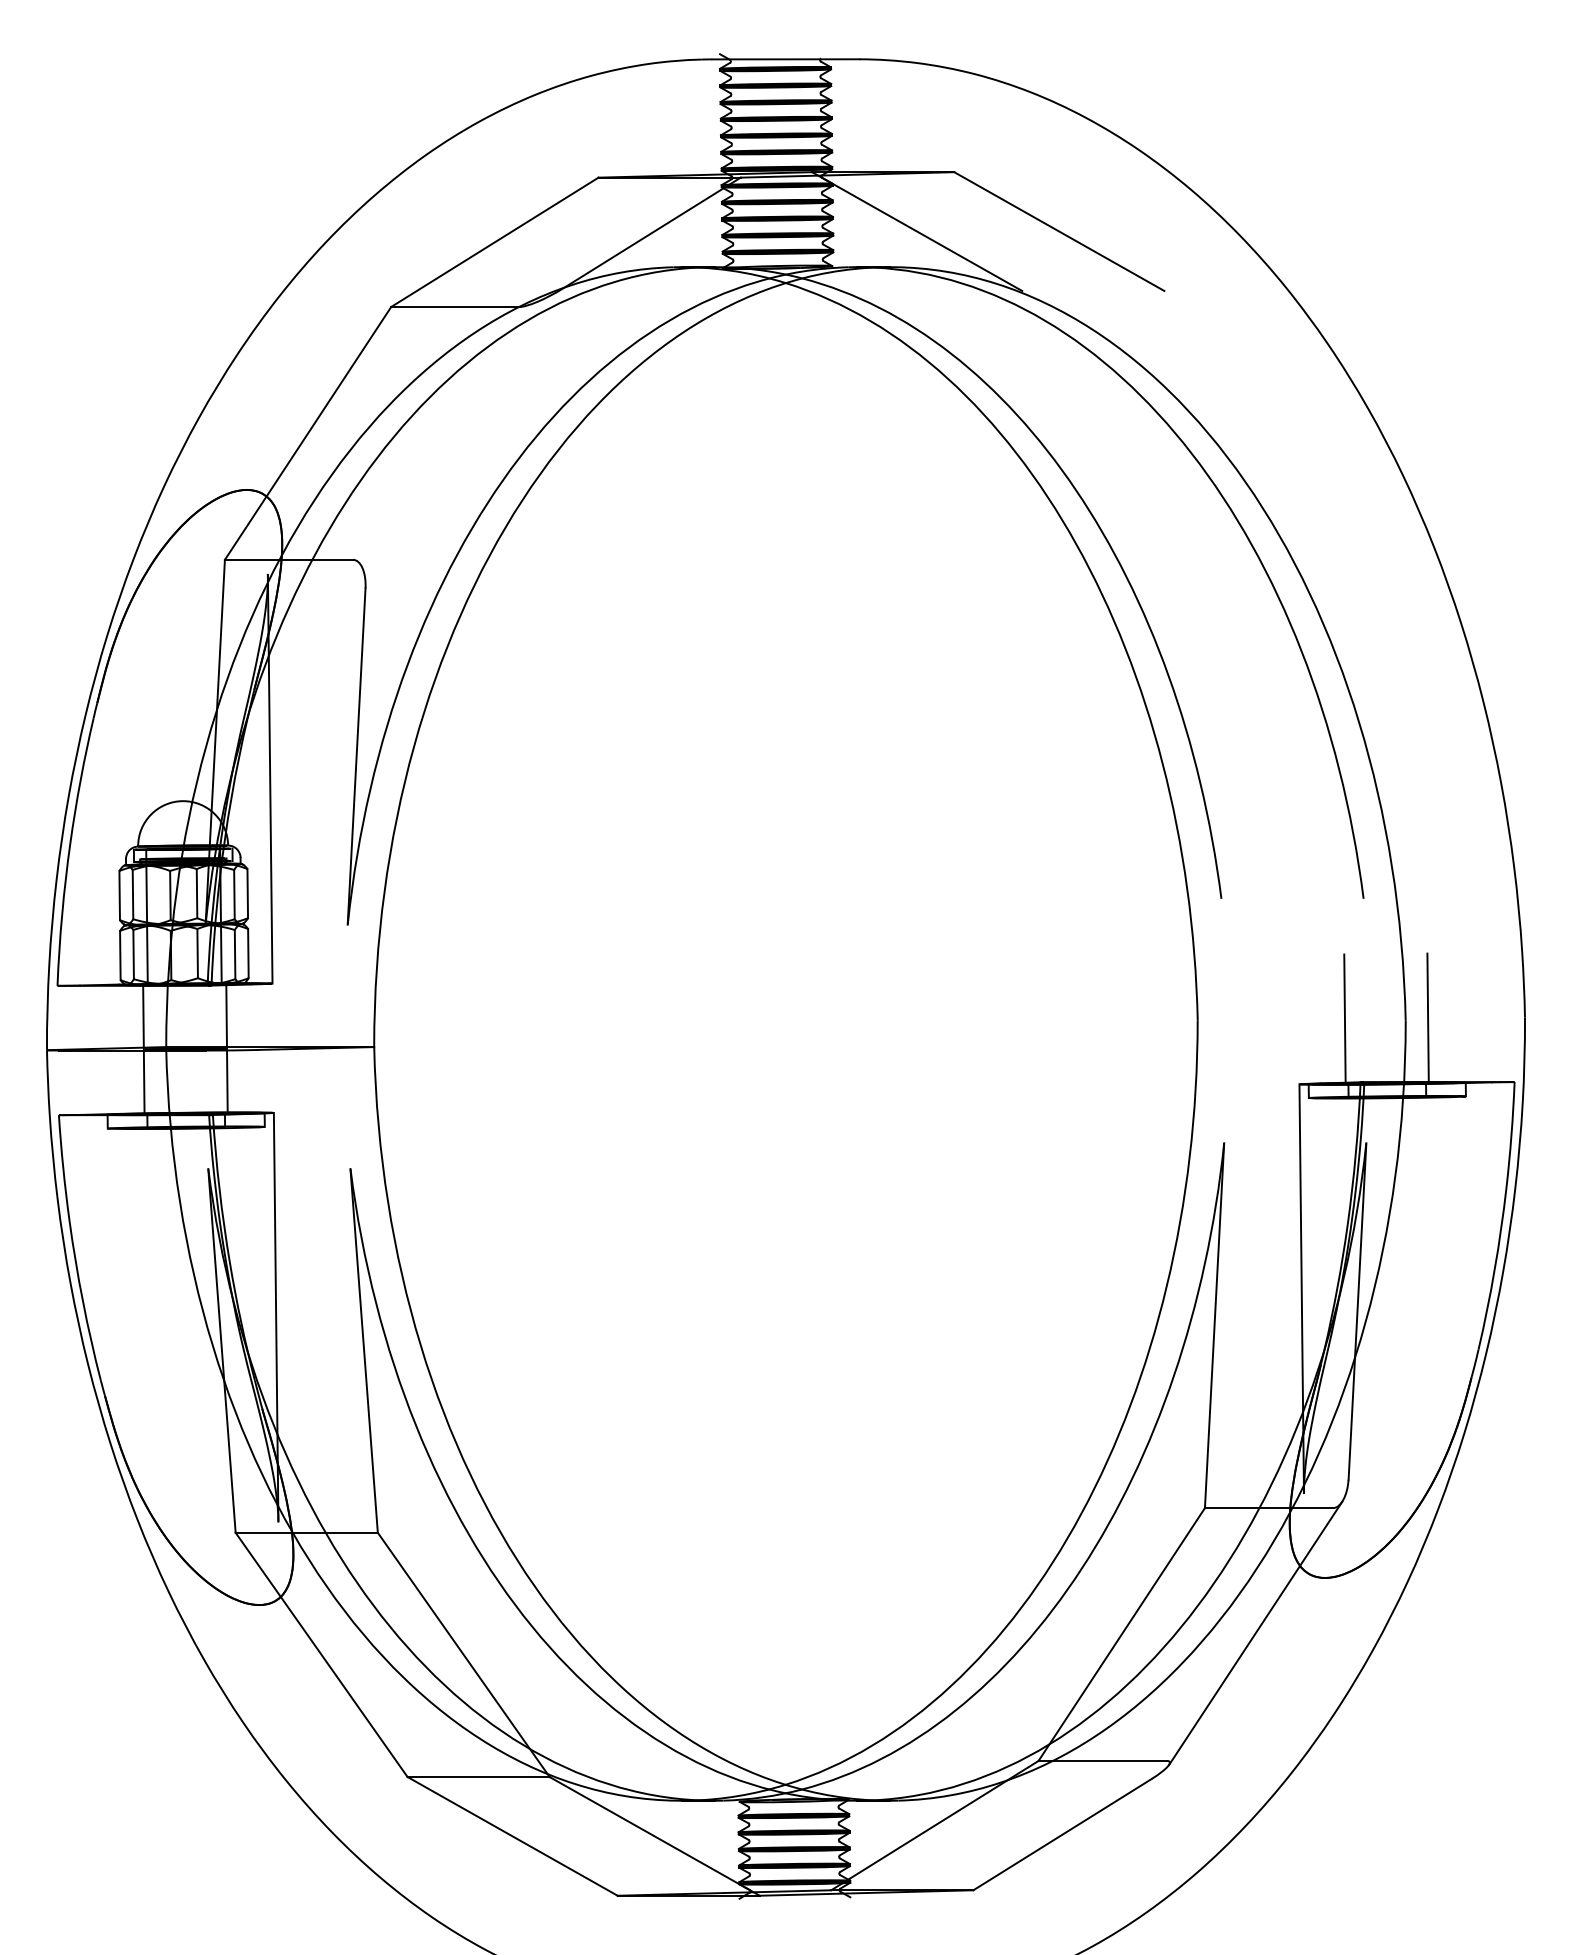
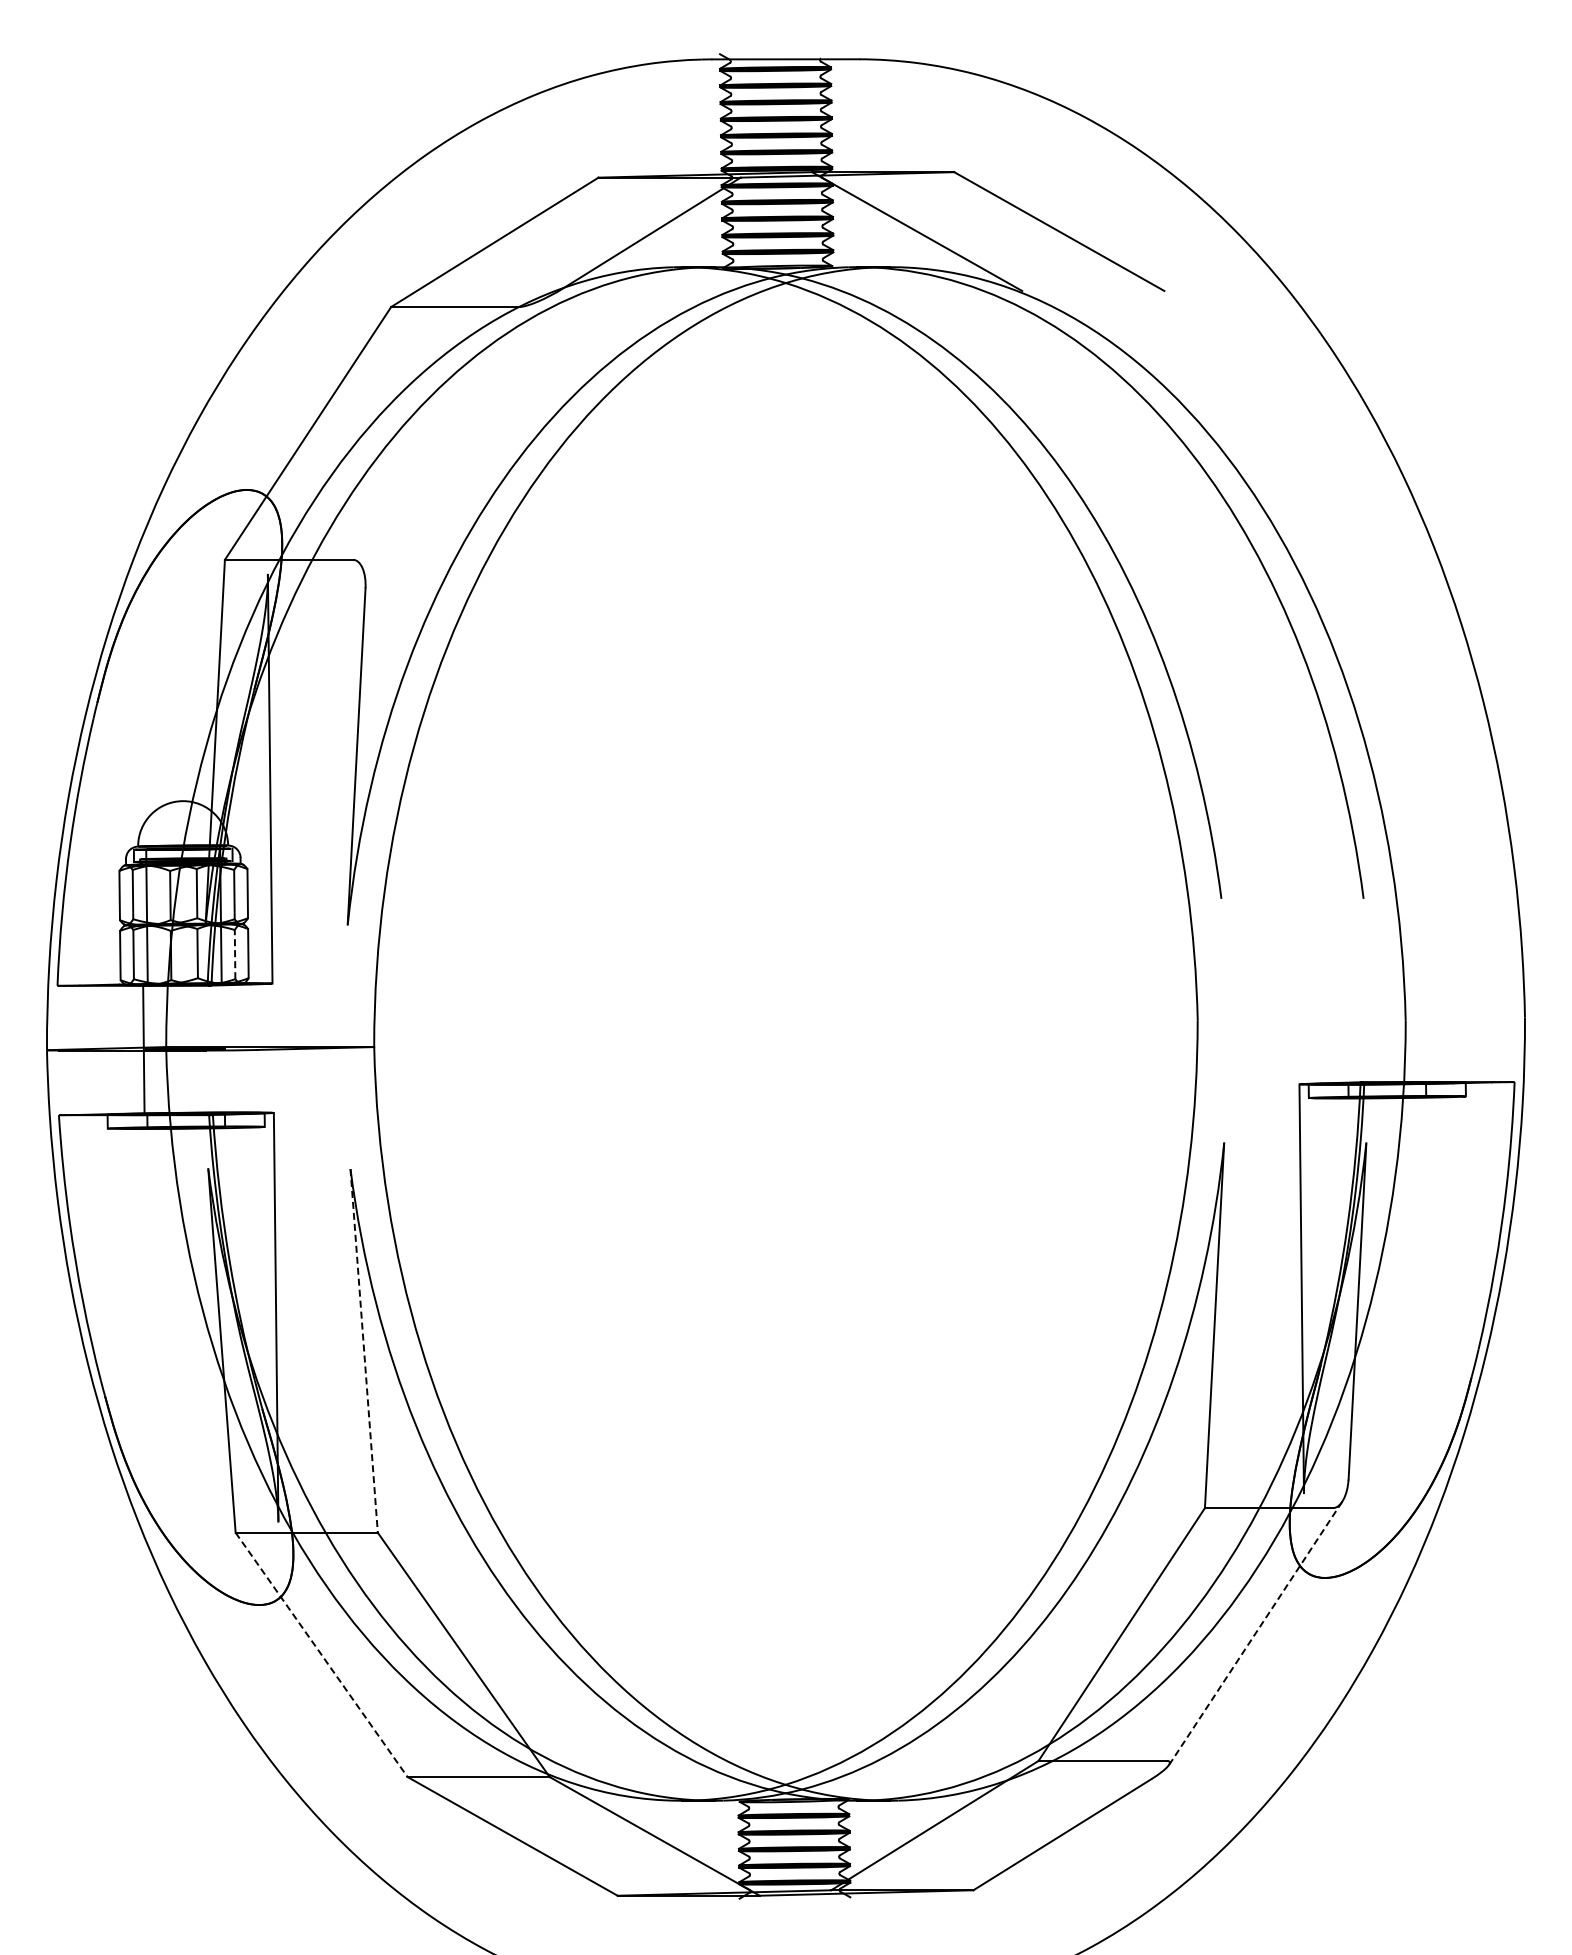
line: solid -> dashed (235, 954)
line: present -> none (1427, 1017)
line: present -> none (1344, 1018)
line: present -> none (226, 1048)
line: solid -> dashed (364, 1351)
line: solid -> dashed (1255, 1633)
line: solid -> dashed (321, 1655)
